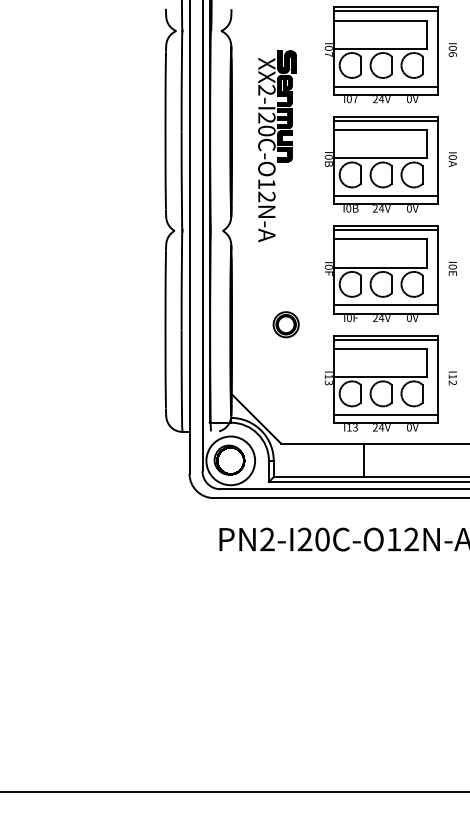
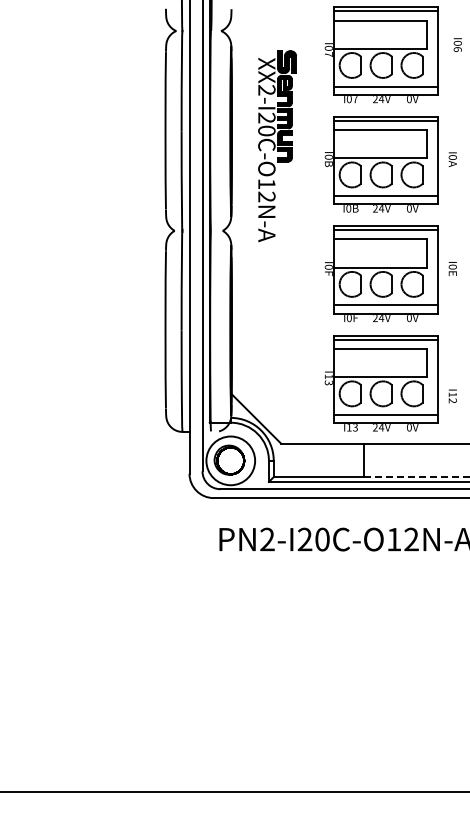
text position: (452, 49) -> (457, 44) (457, 44)
part: present -> none (285, 324)
text position: (452, 378) -> (452, 396) (452, 396)
line: solid -> dashed (416, 477)
